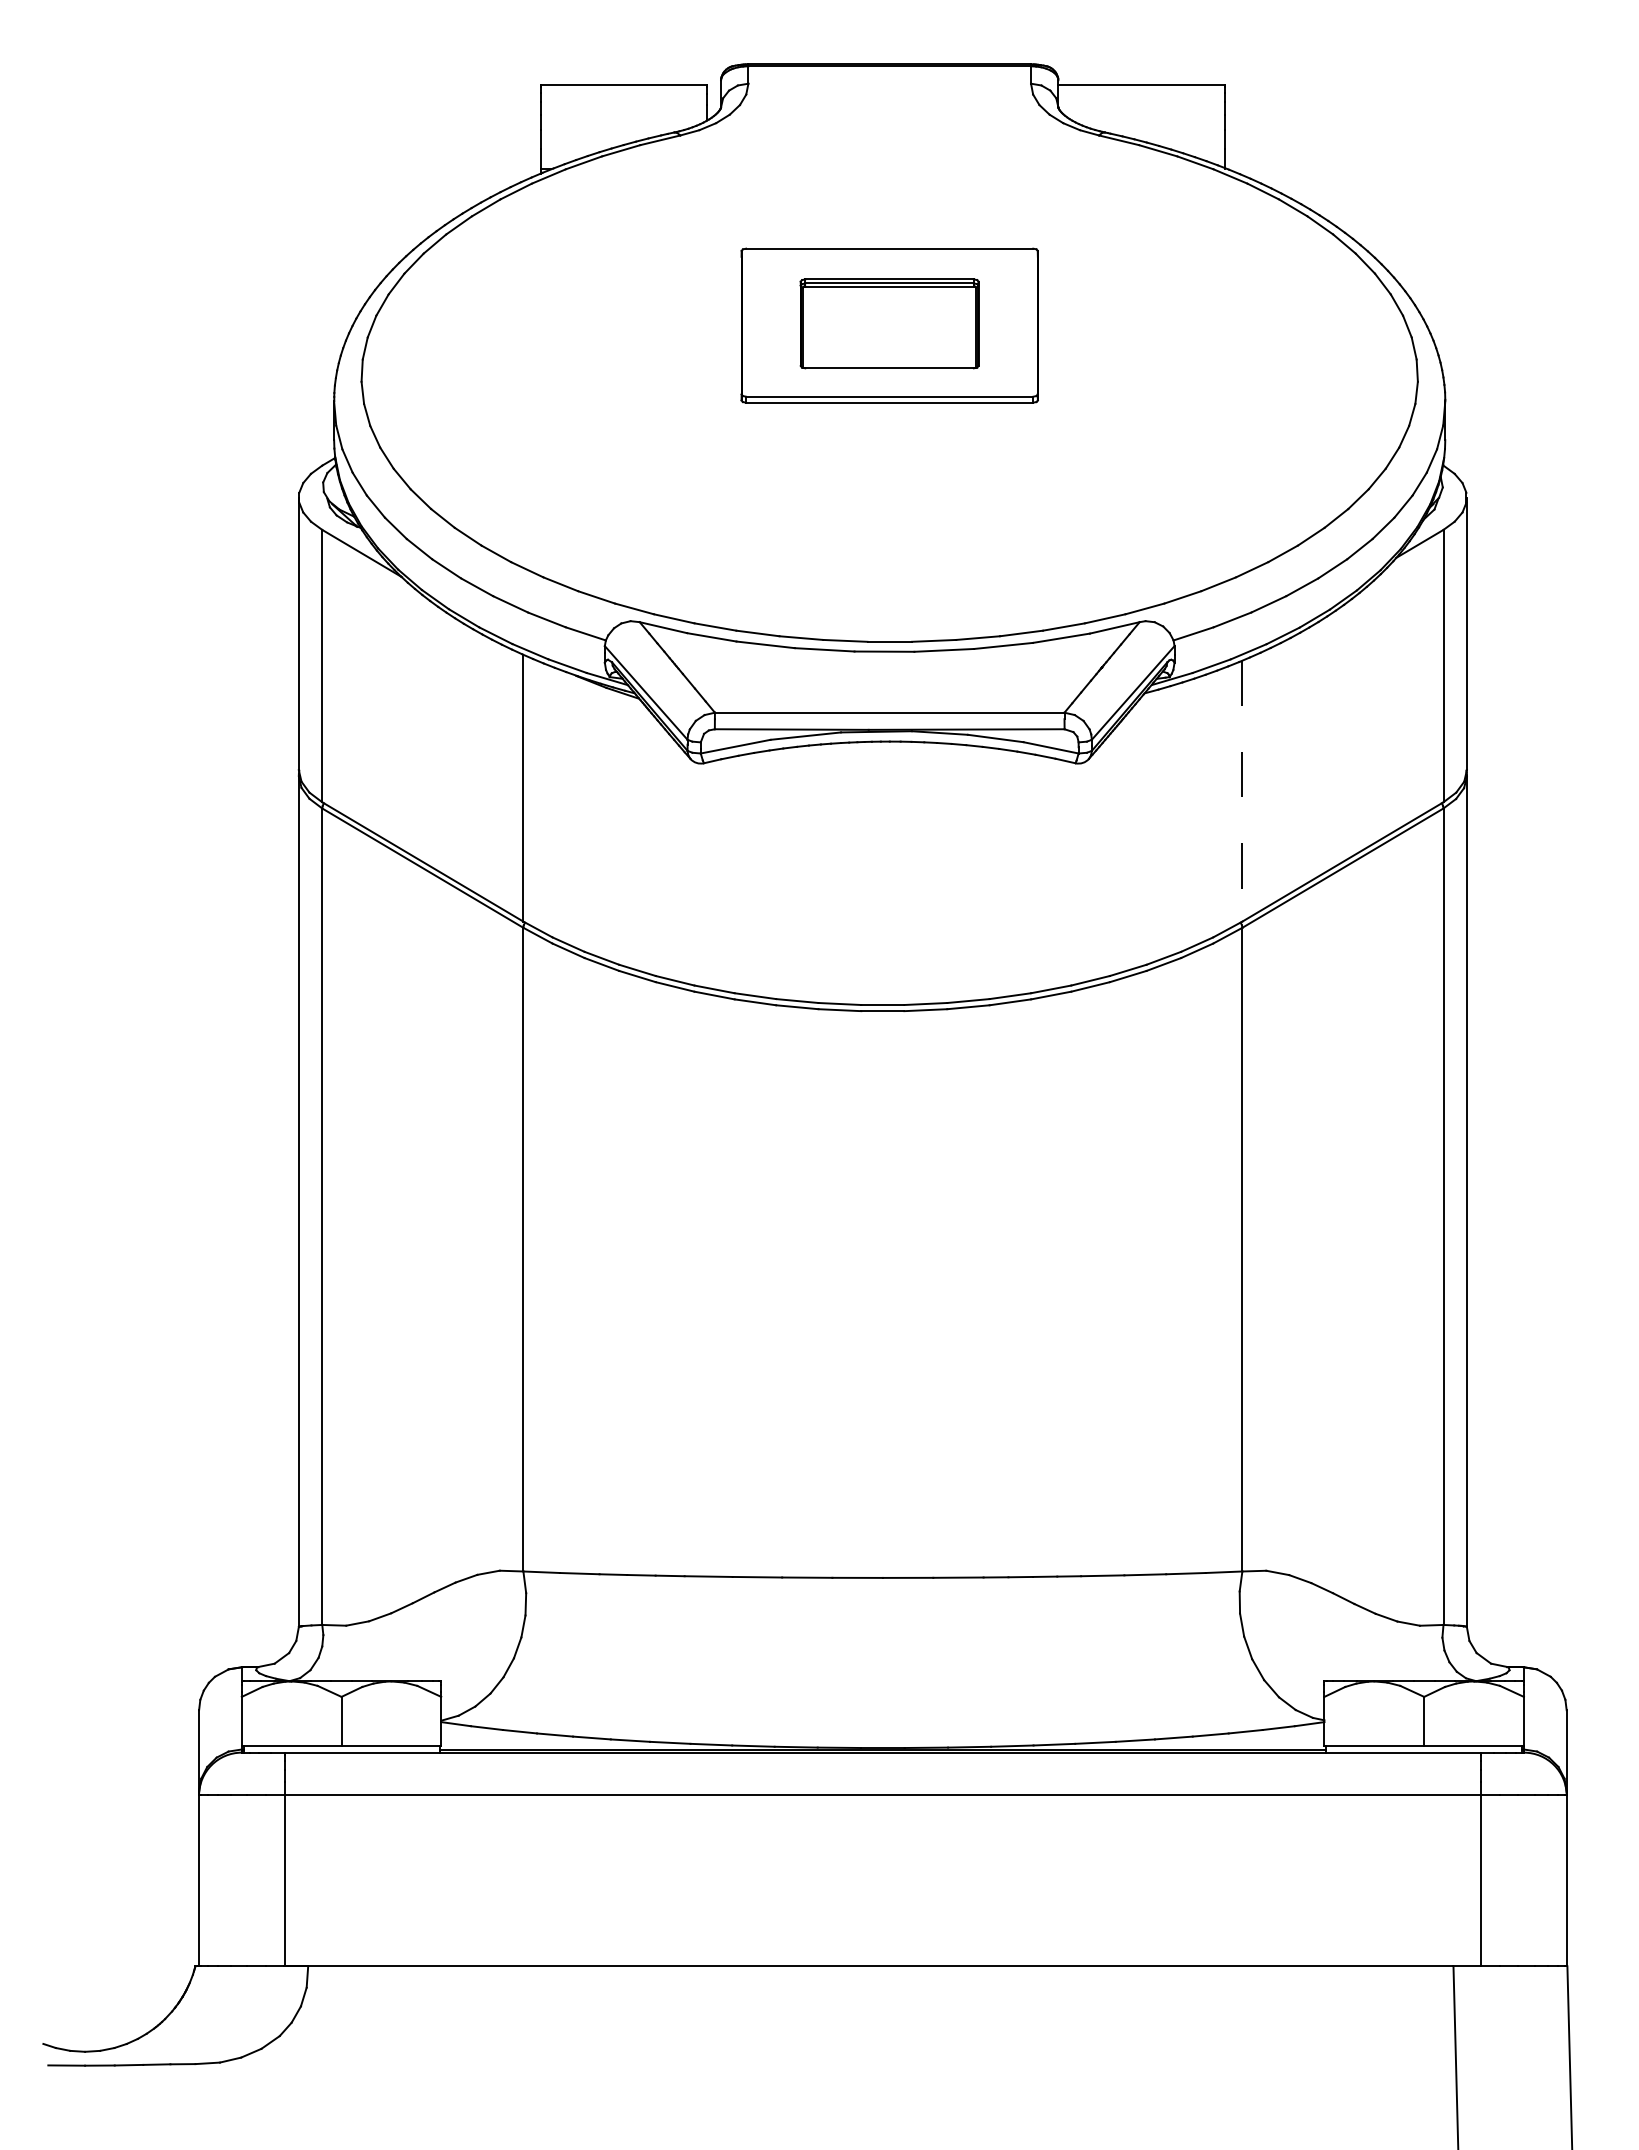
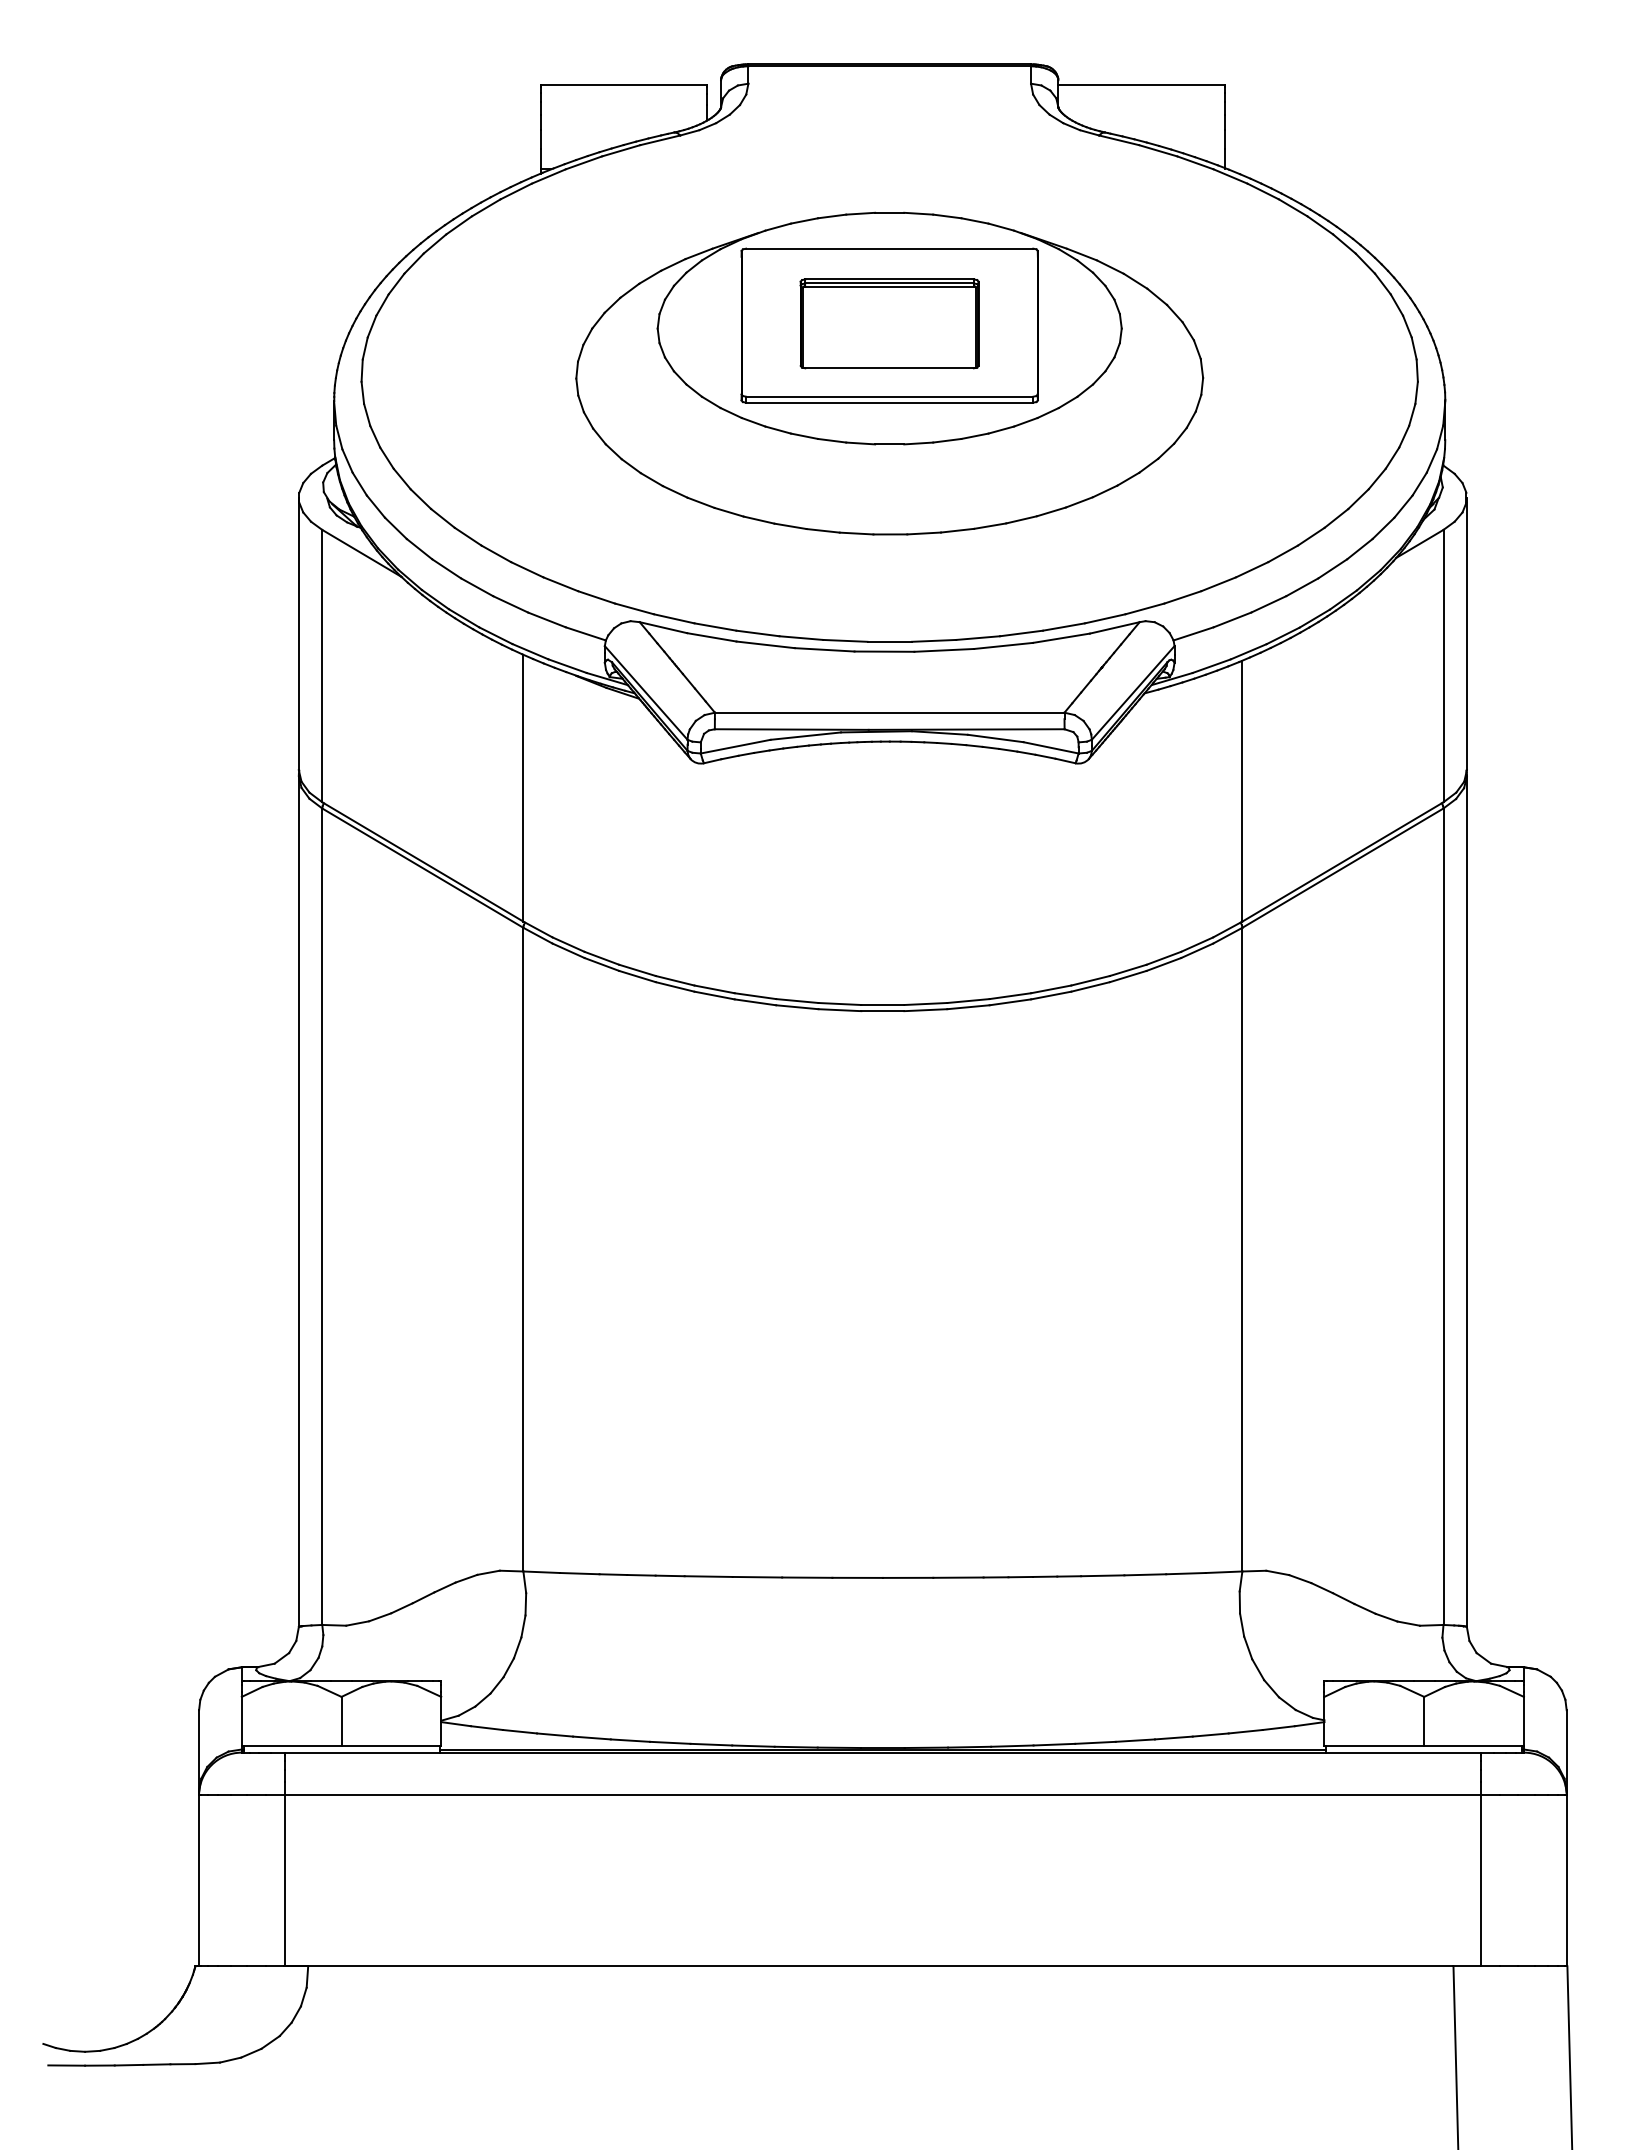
part: none -> present (889, 373)
line: dashed -> solid (1242, 791)
